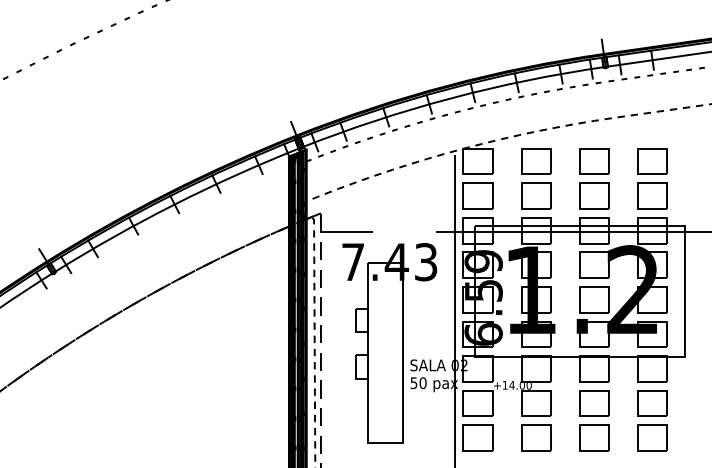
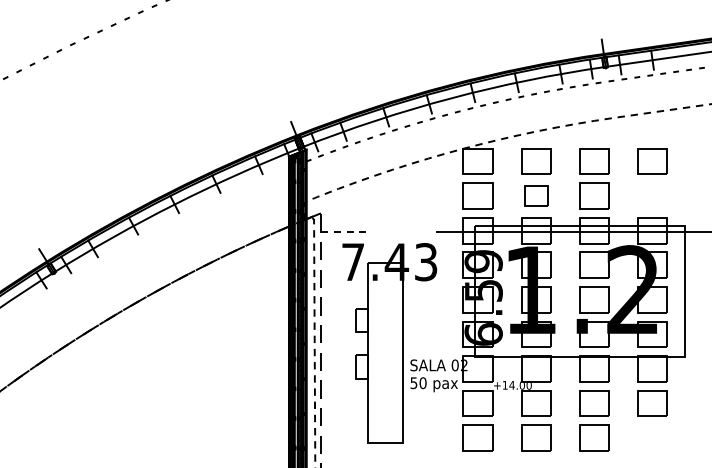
part size: 31x28 px -> 25x22 px (536, 195)
part: present -> none (652, 195)
line: solid -> dashed (346, 231)
line: present -> none (455, 309)
part: present -> none (652, 437)
